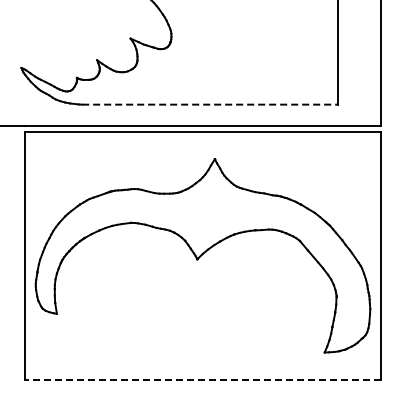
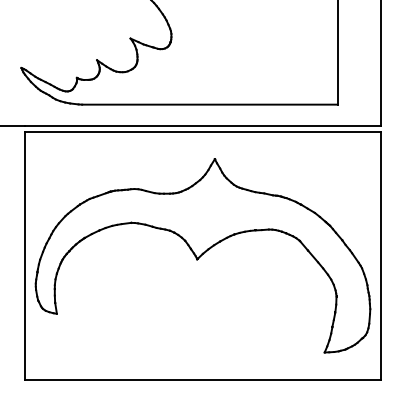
line: dashed -> solid (210, 104)
line: dashed -> solid (202, 379)
